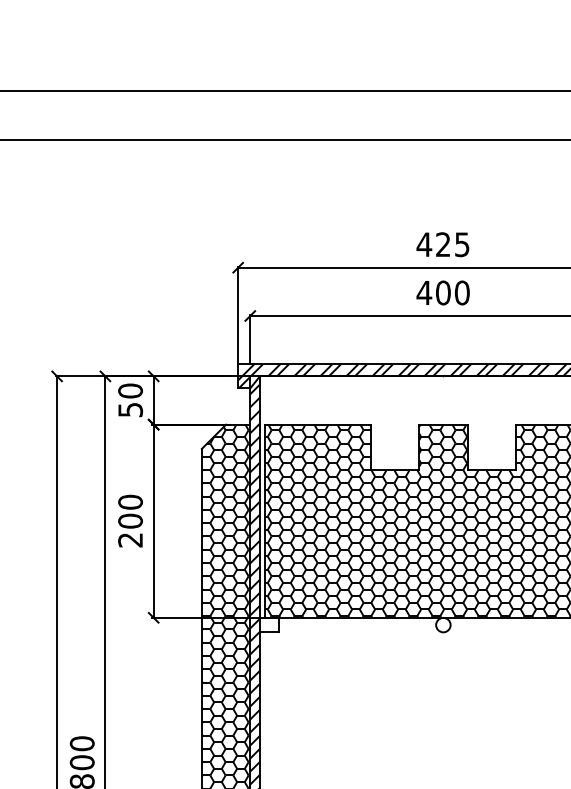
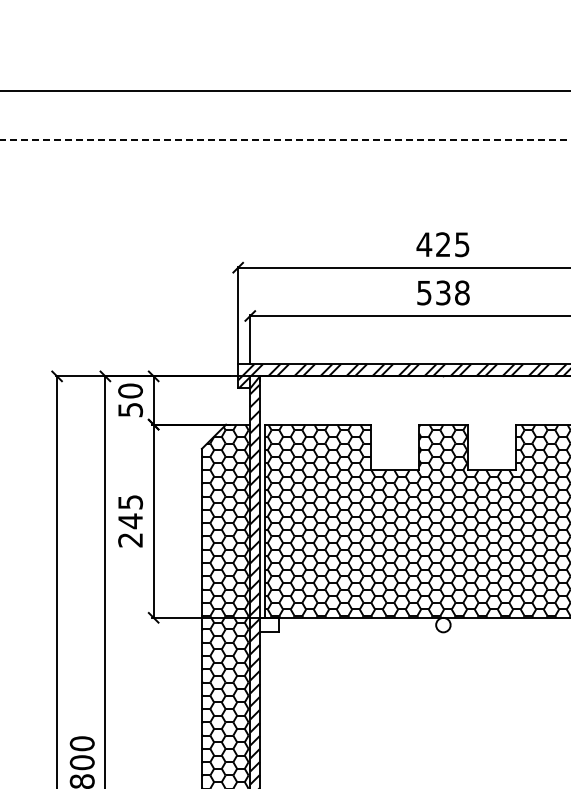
line: solid -> dashed (285, 139)
text: 400 -> 538 (442, 292)
text: 200 -> 245 (130, 511)
